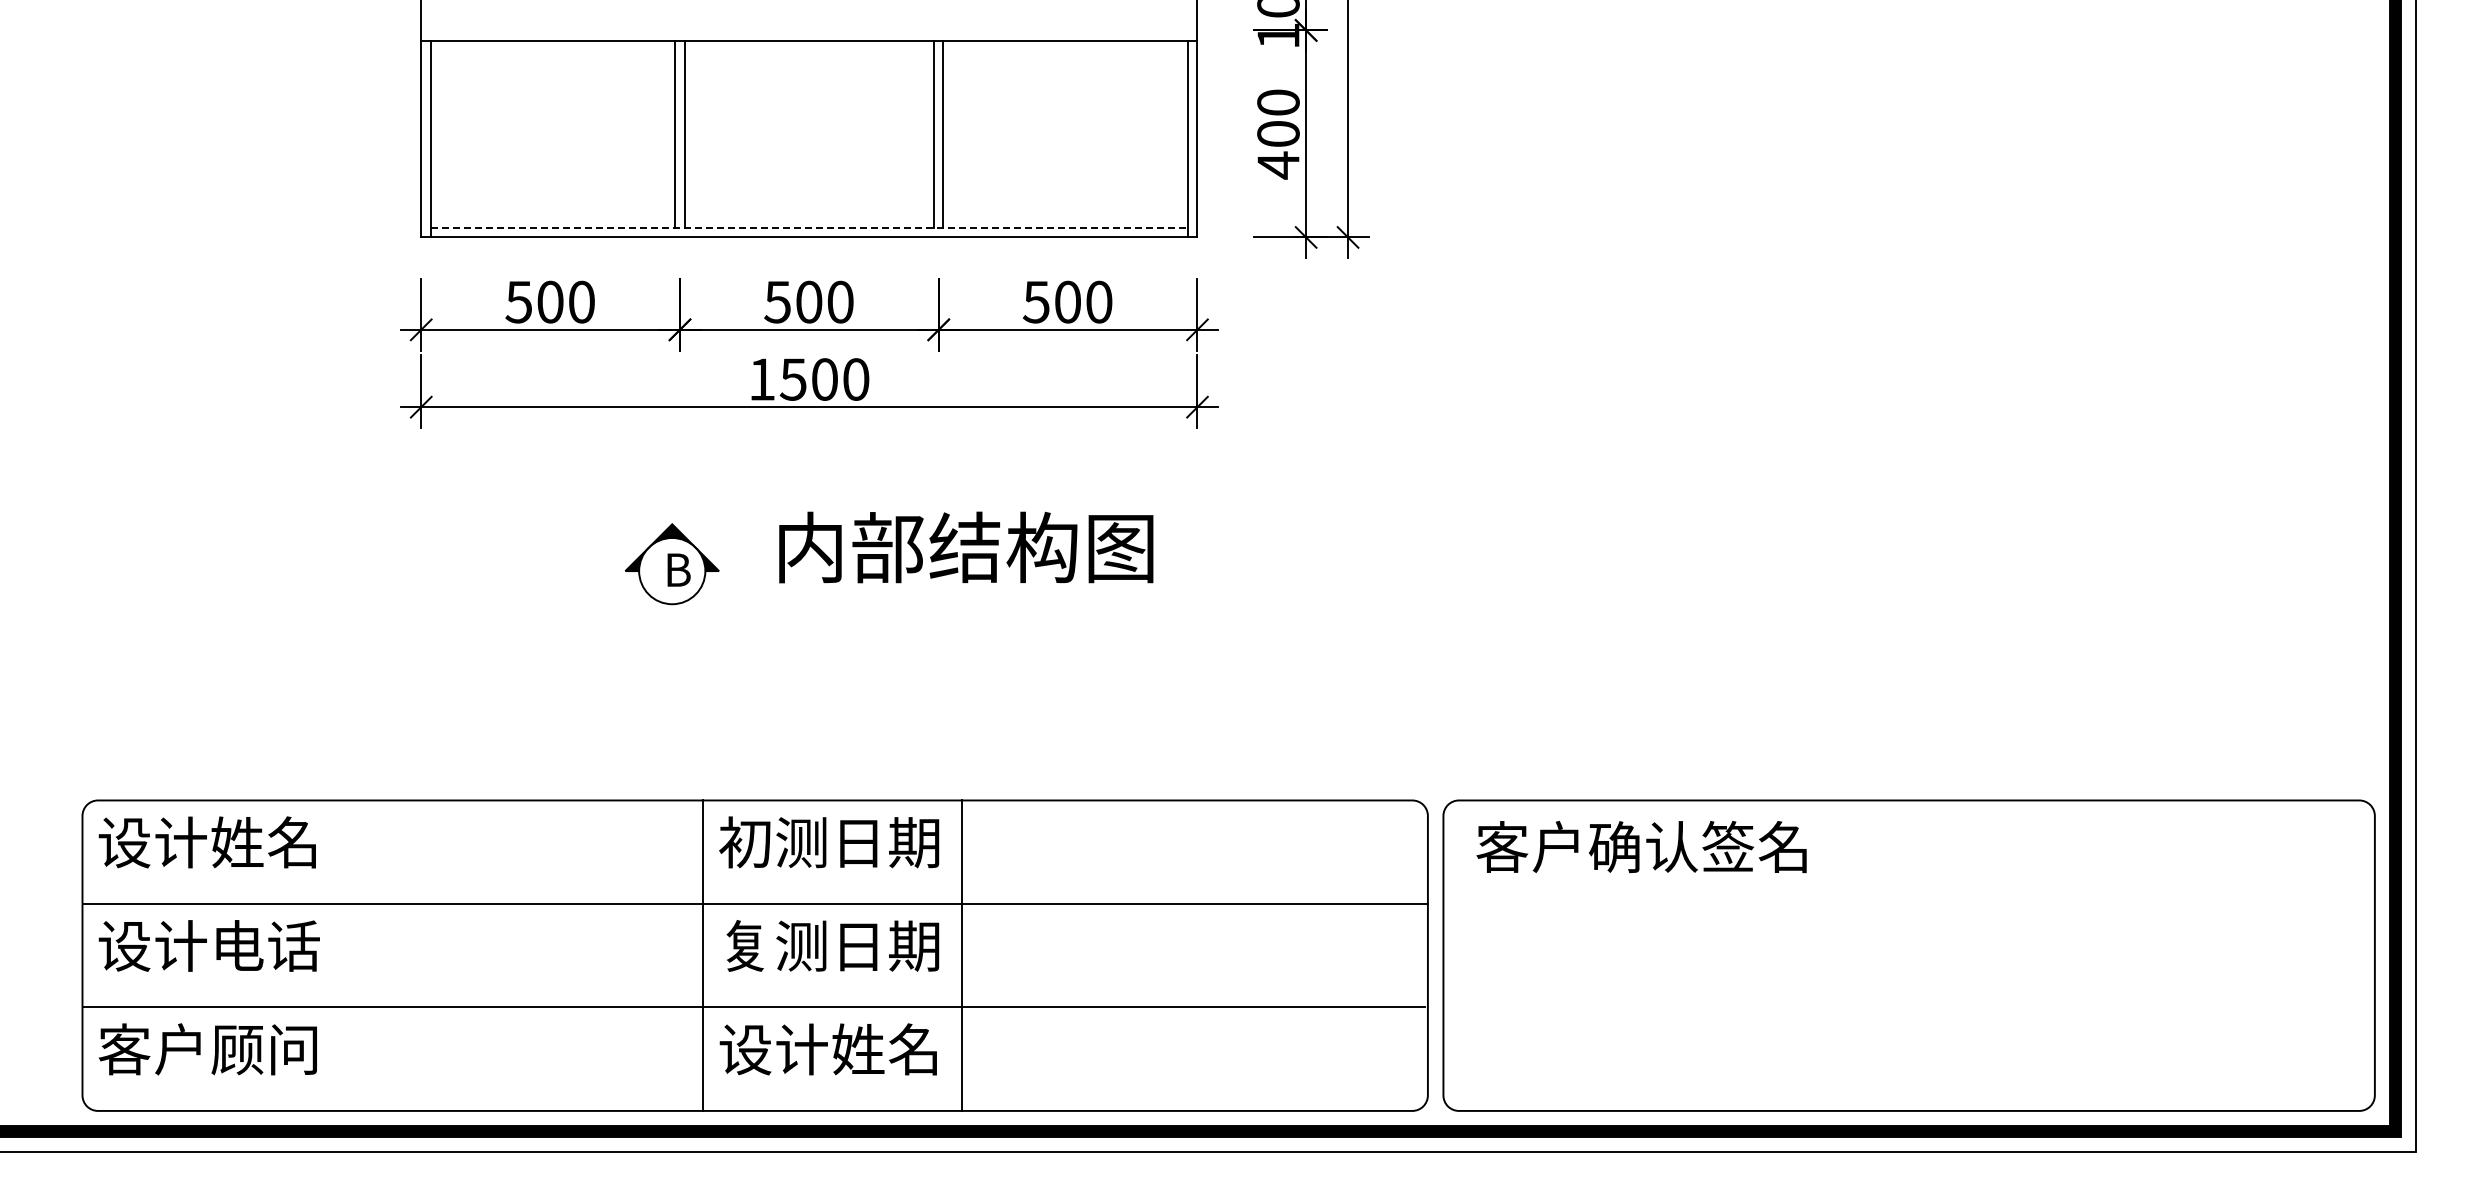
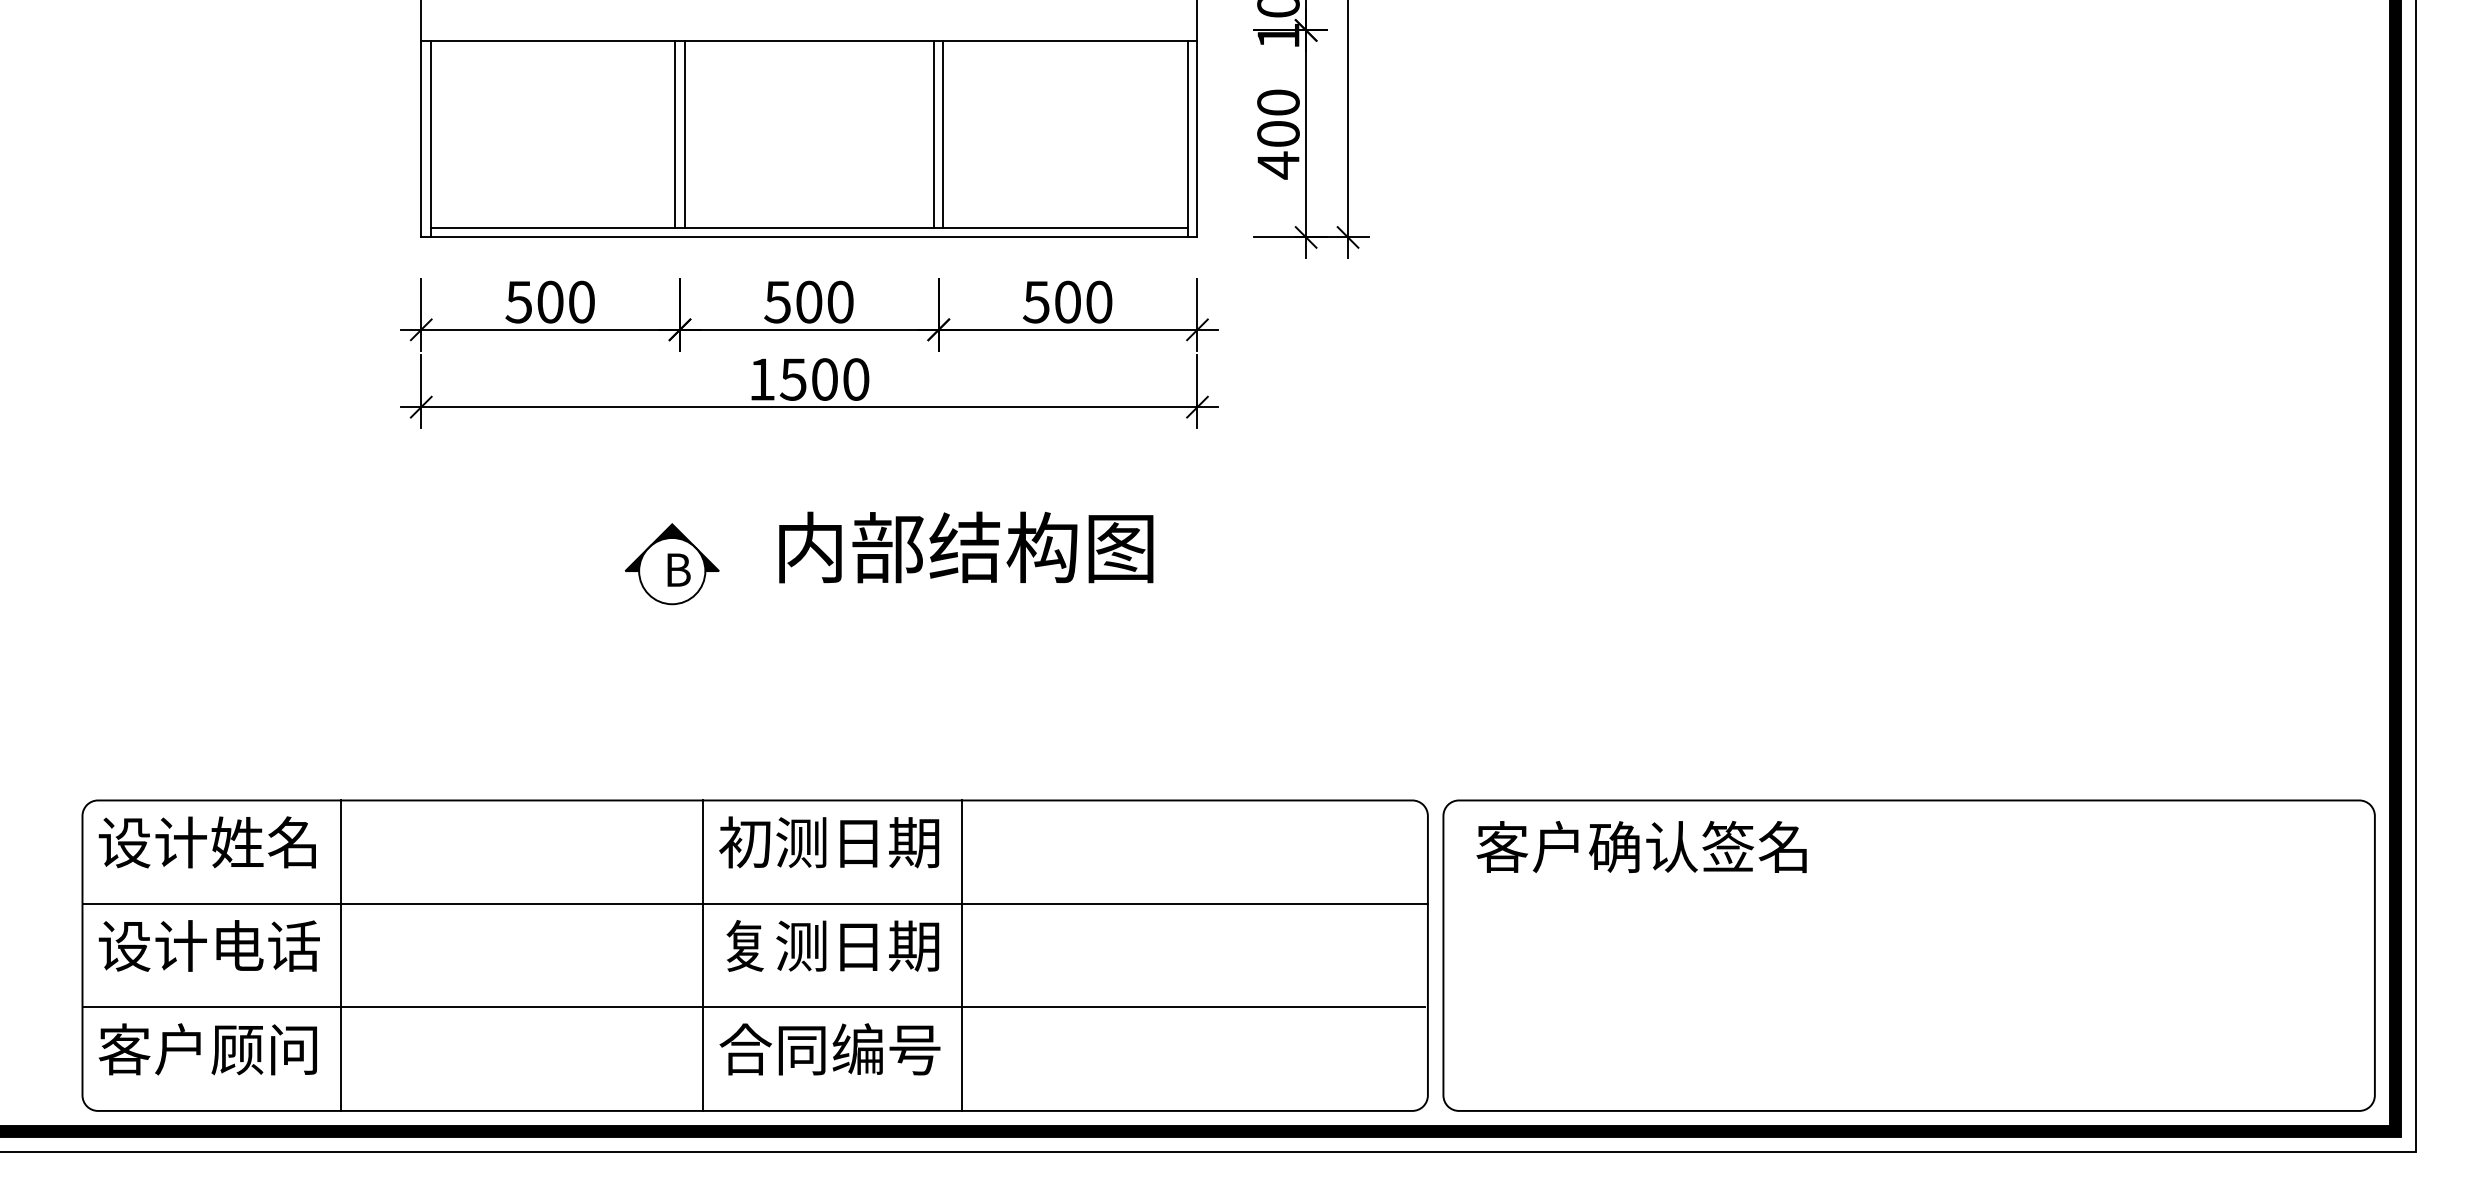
line: dashed -> solid (809, 228)
line: none -> present (341, 955)
text: 设计姓名 -> 合同编号 (829, 1049)
